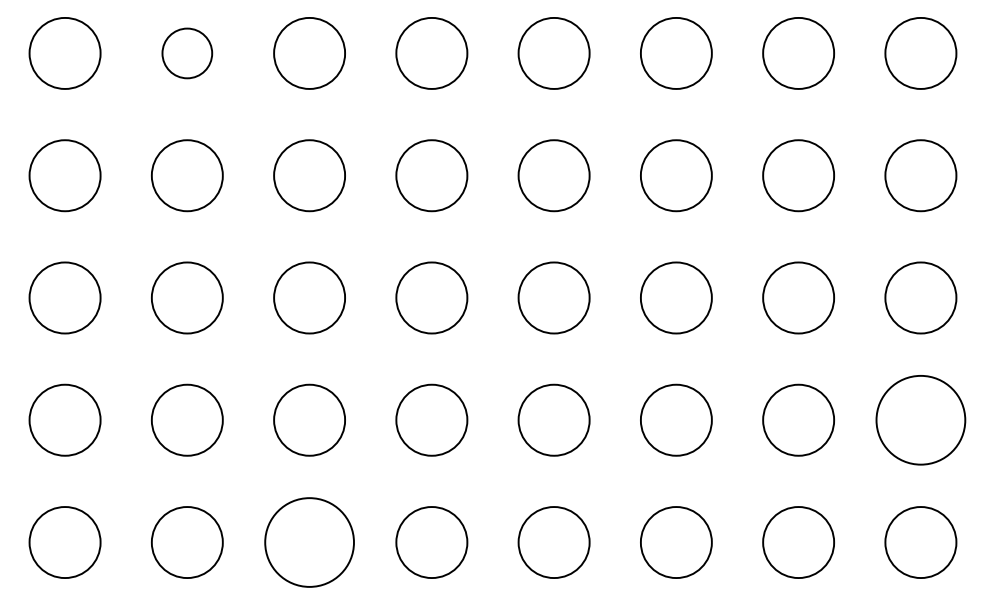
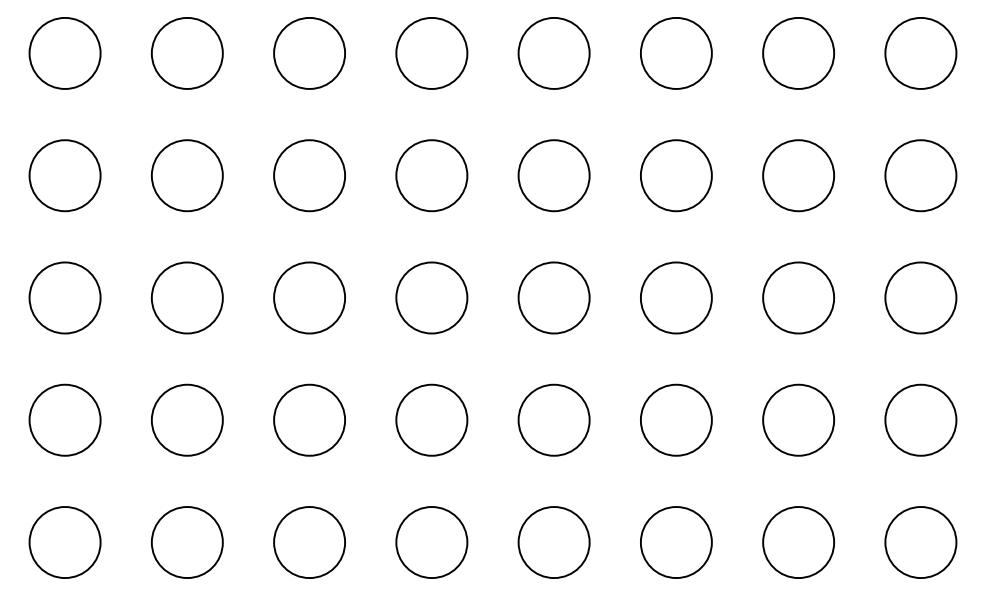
circle diameter: 50 px -> 71 px (186, 52)
circle diameter: 89 px -> 71 px (920, 419)
circle diameter: 89 px -> 71 px (309, 542)
